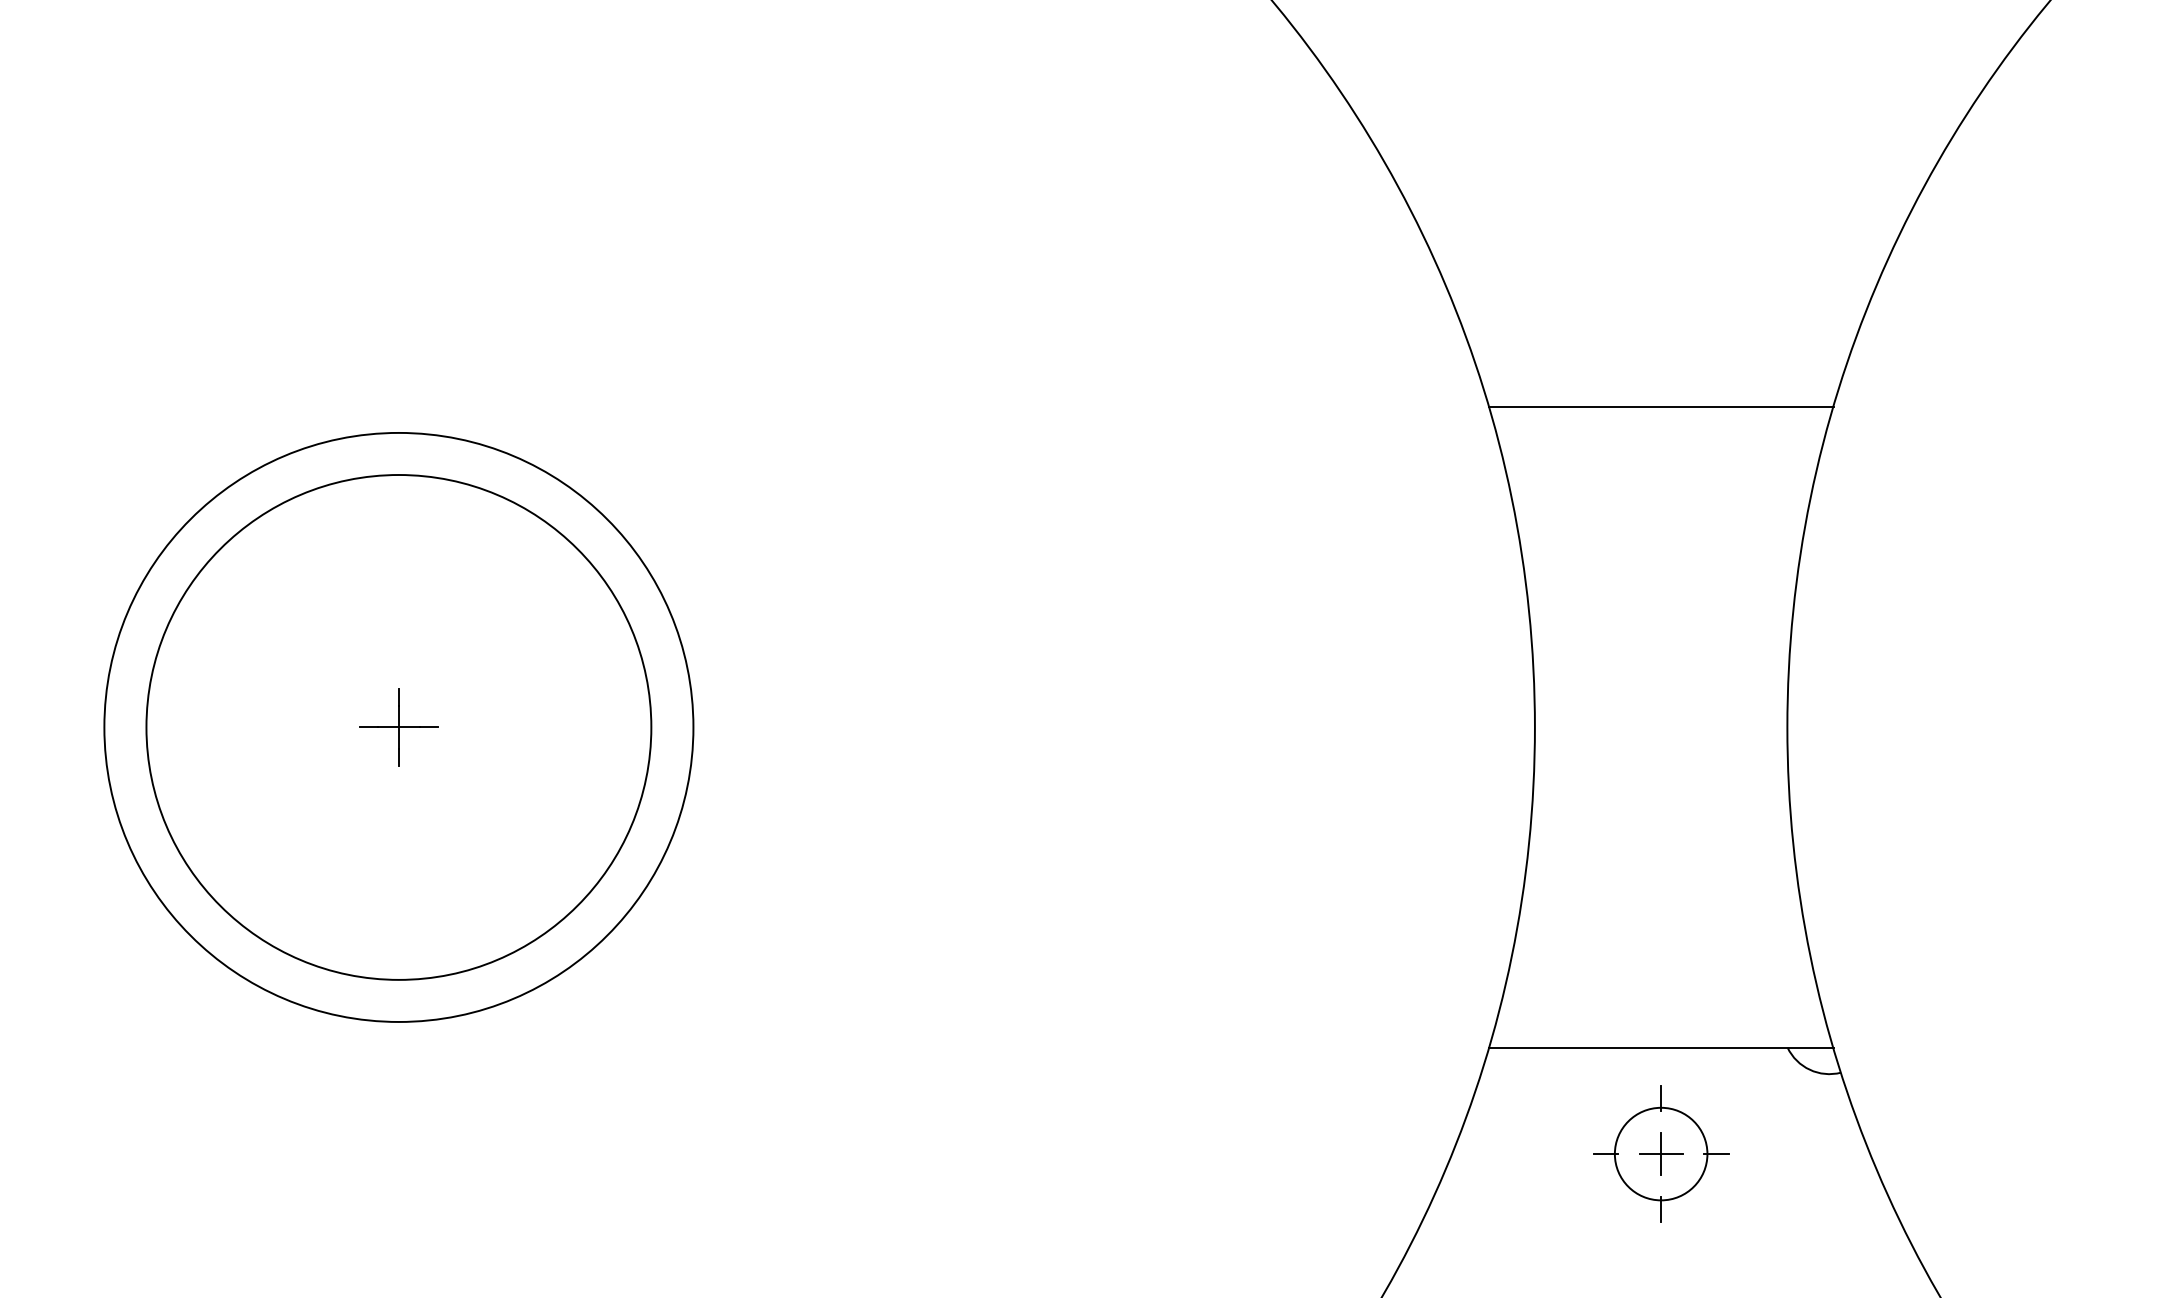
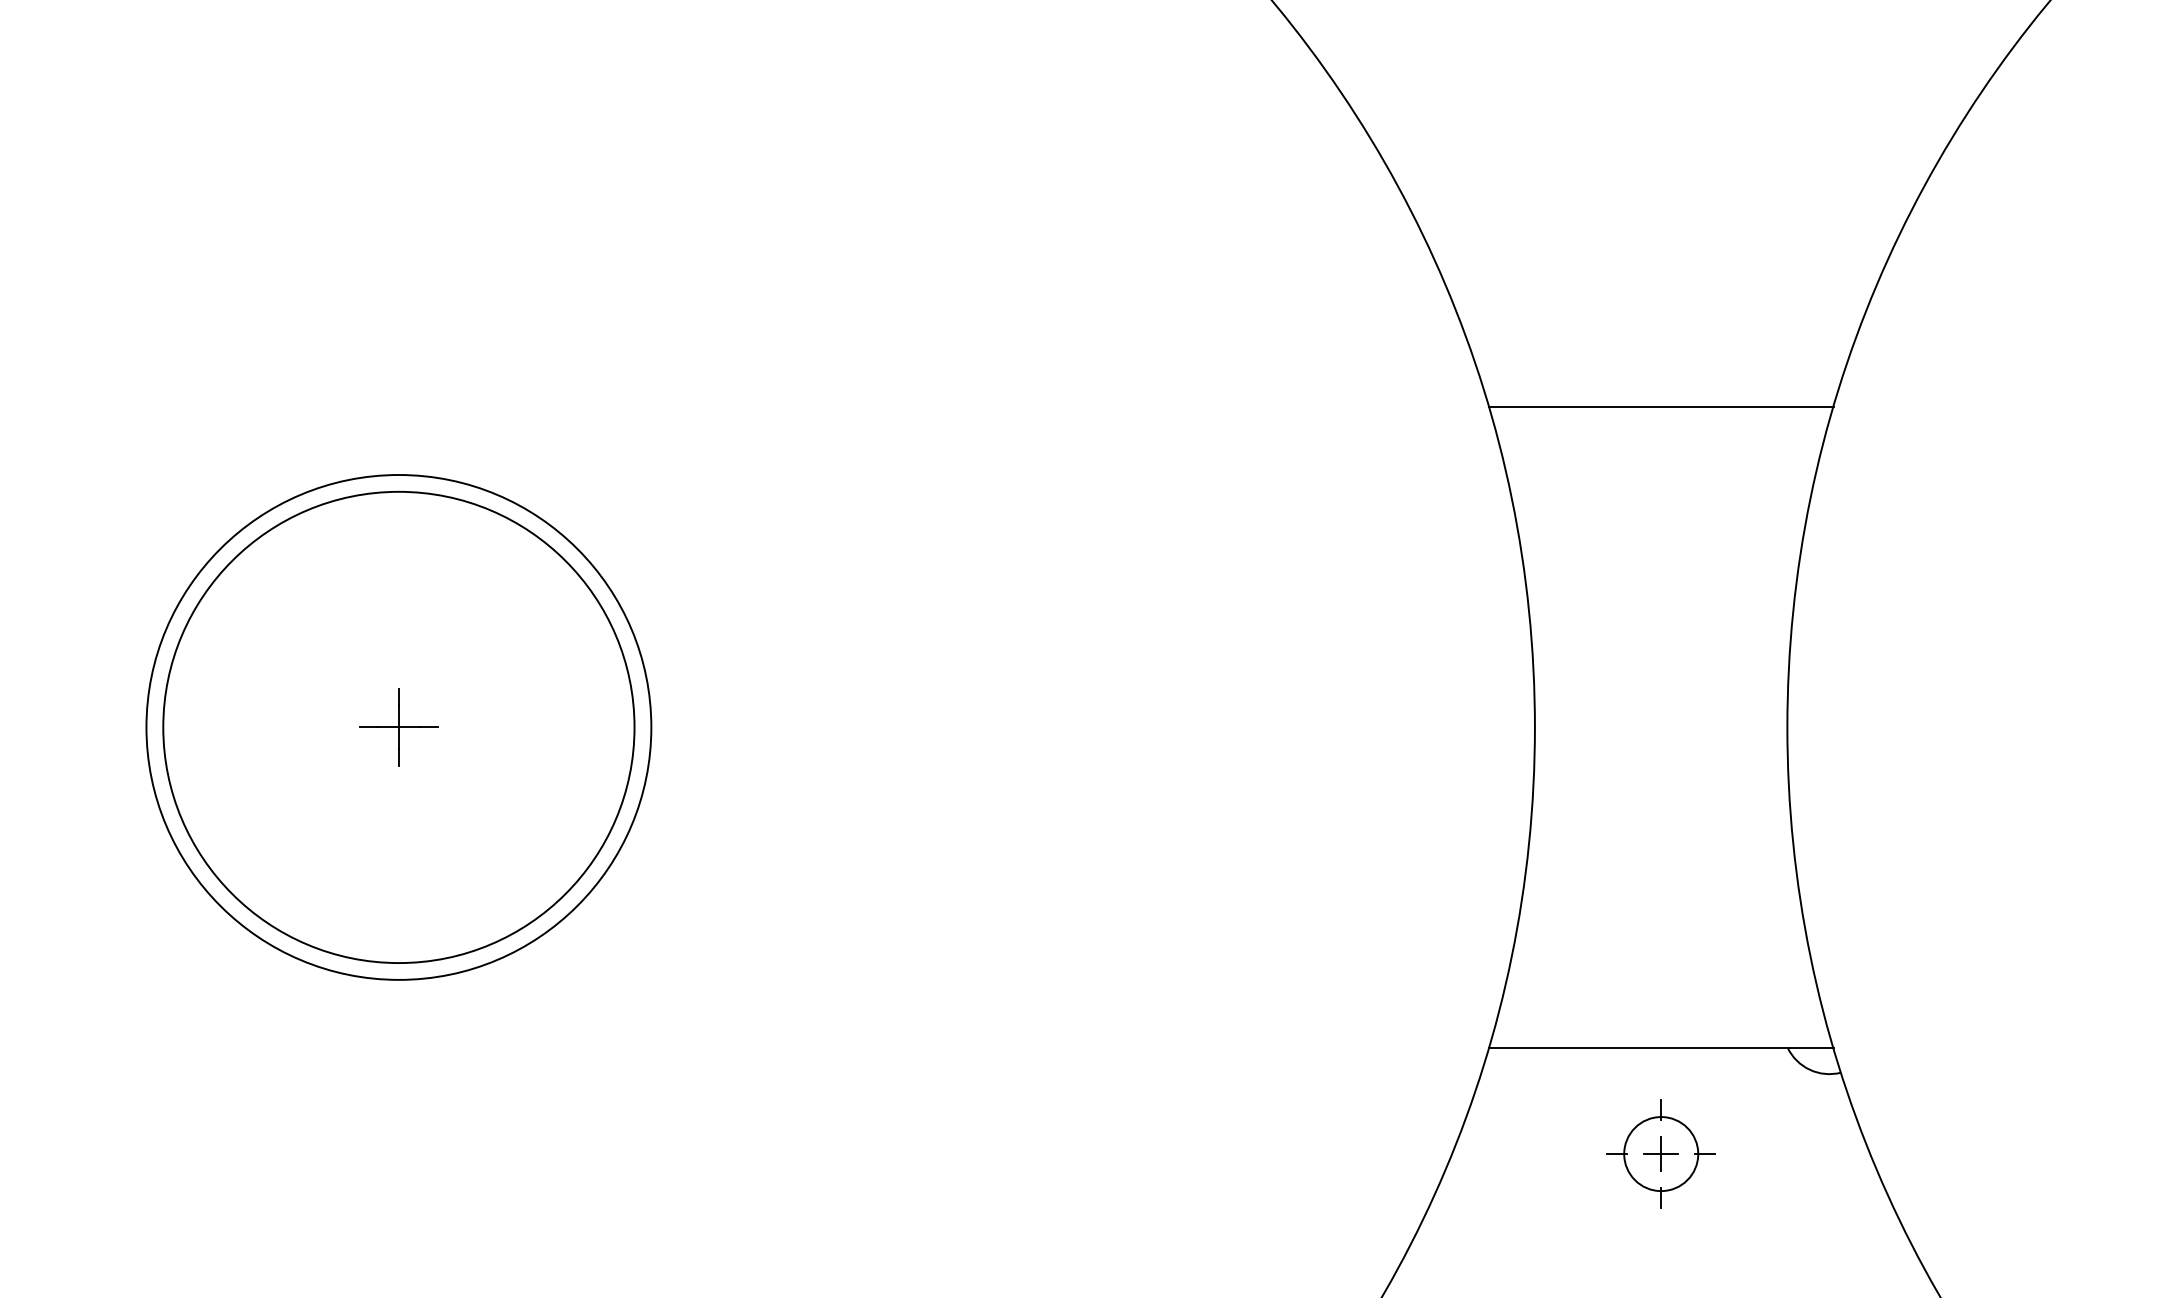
circle diameter: 589 px -> 471 px (398, 727)
part size: 137x138 px -> 110x110 px (1660, 1153)
